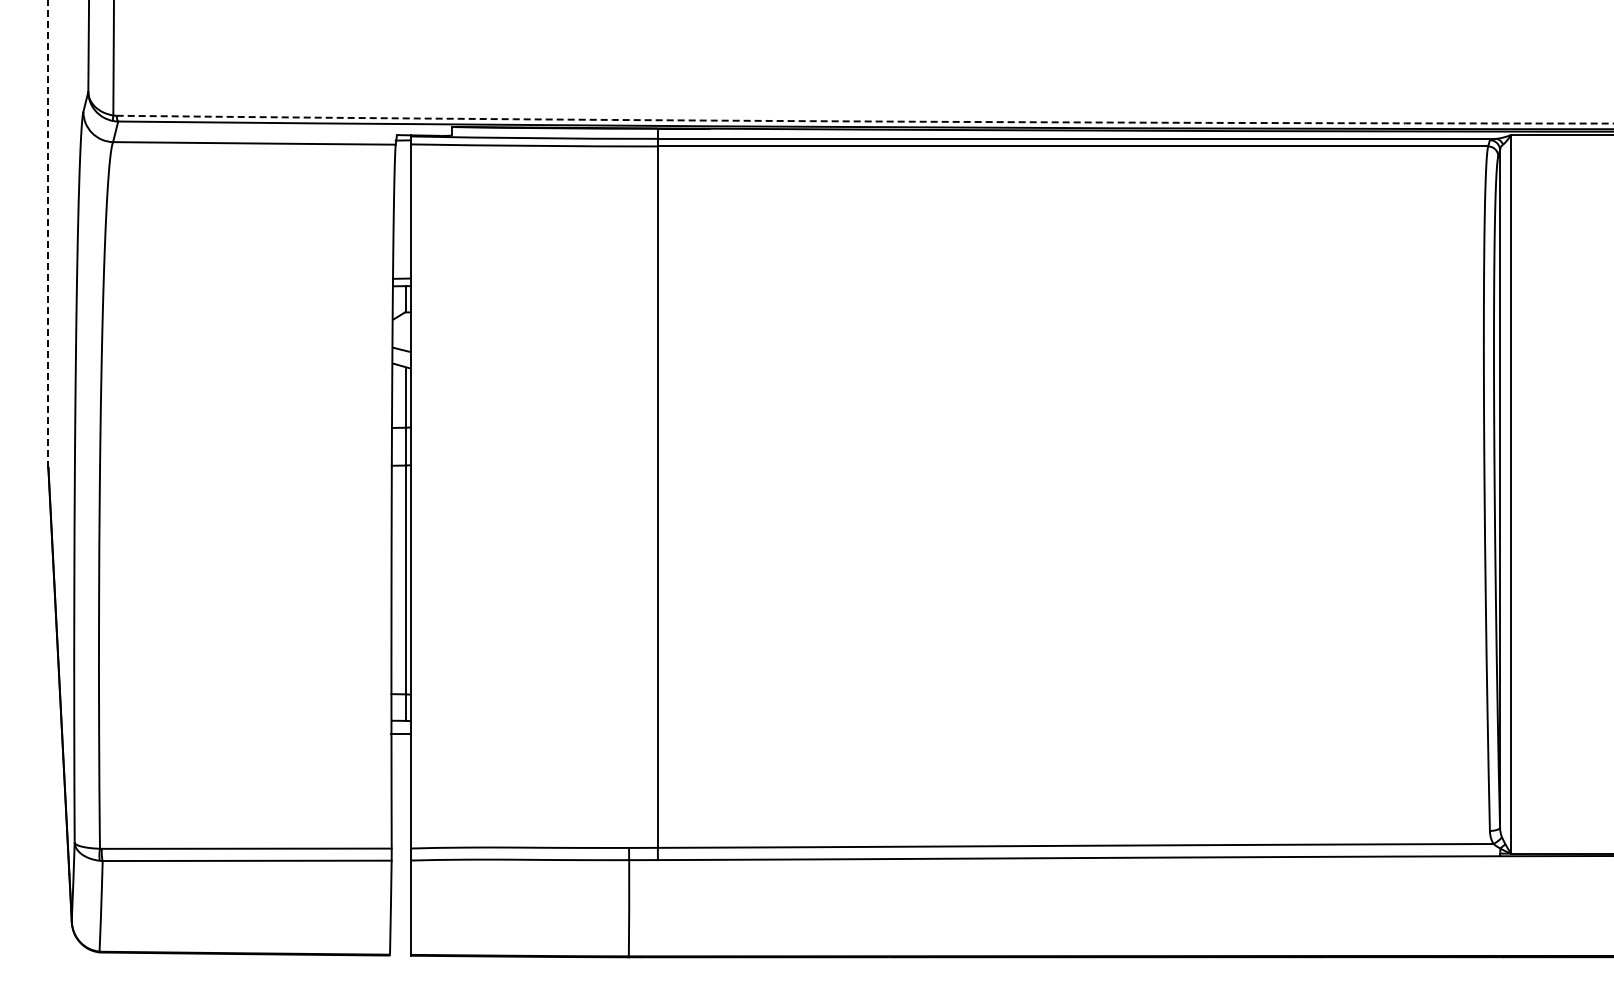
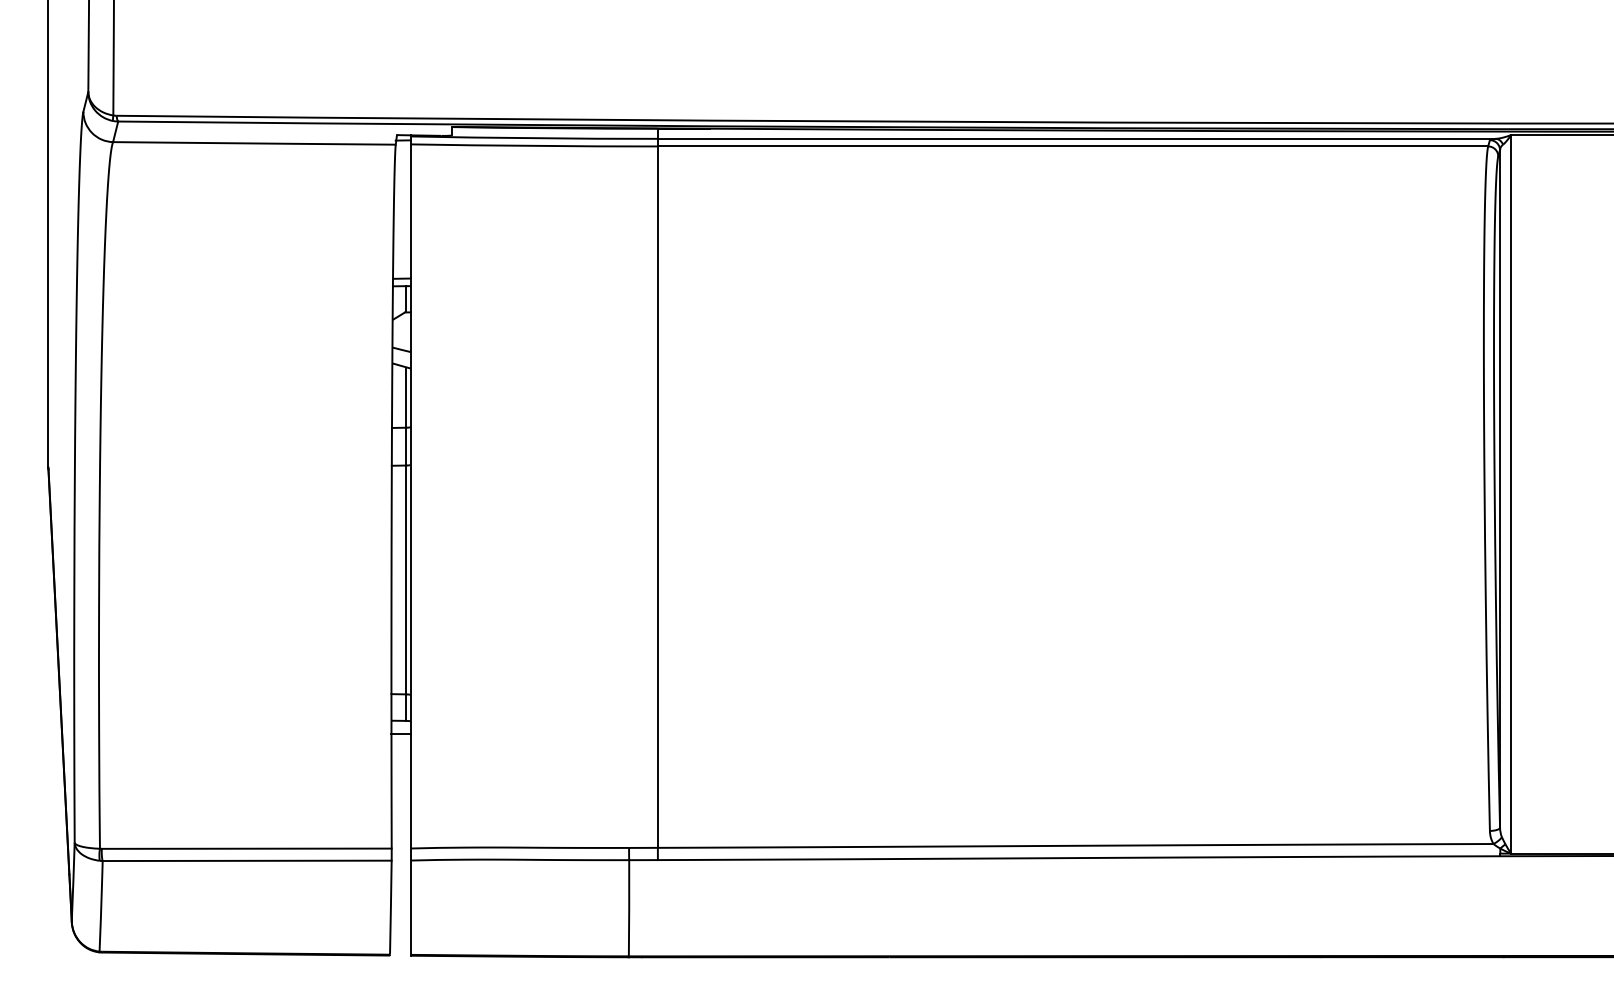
arc: dashed -> solid (865, 121)
line: dashed -> solid (48, 233)
